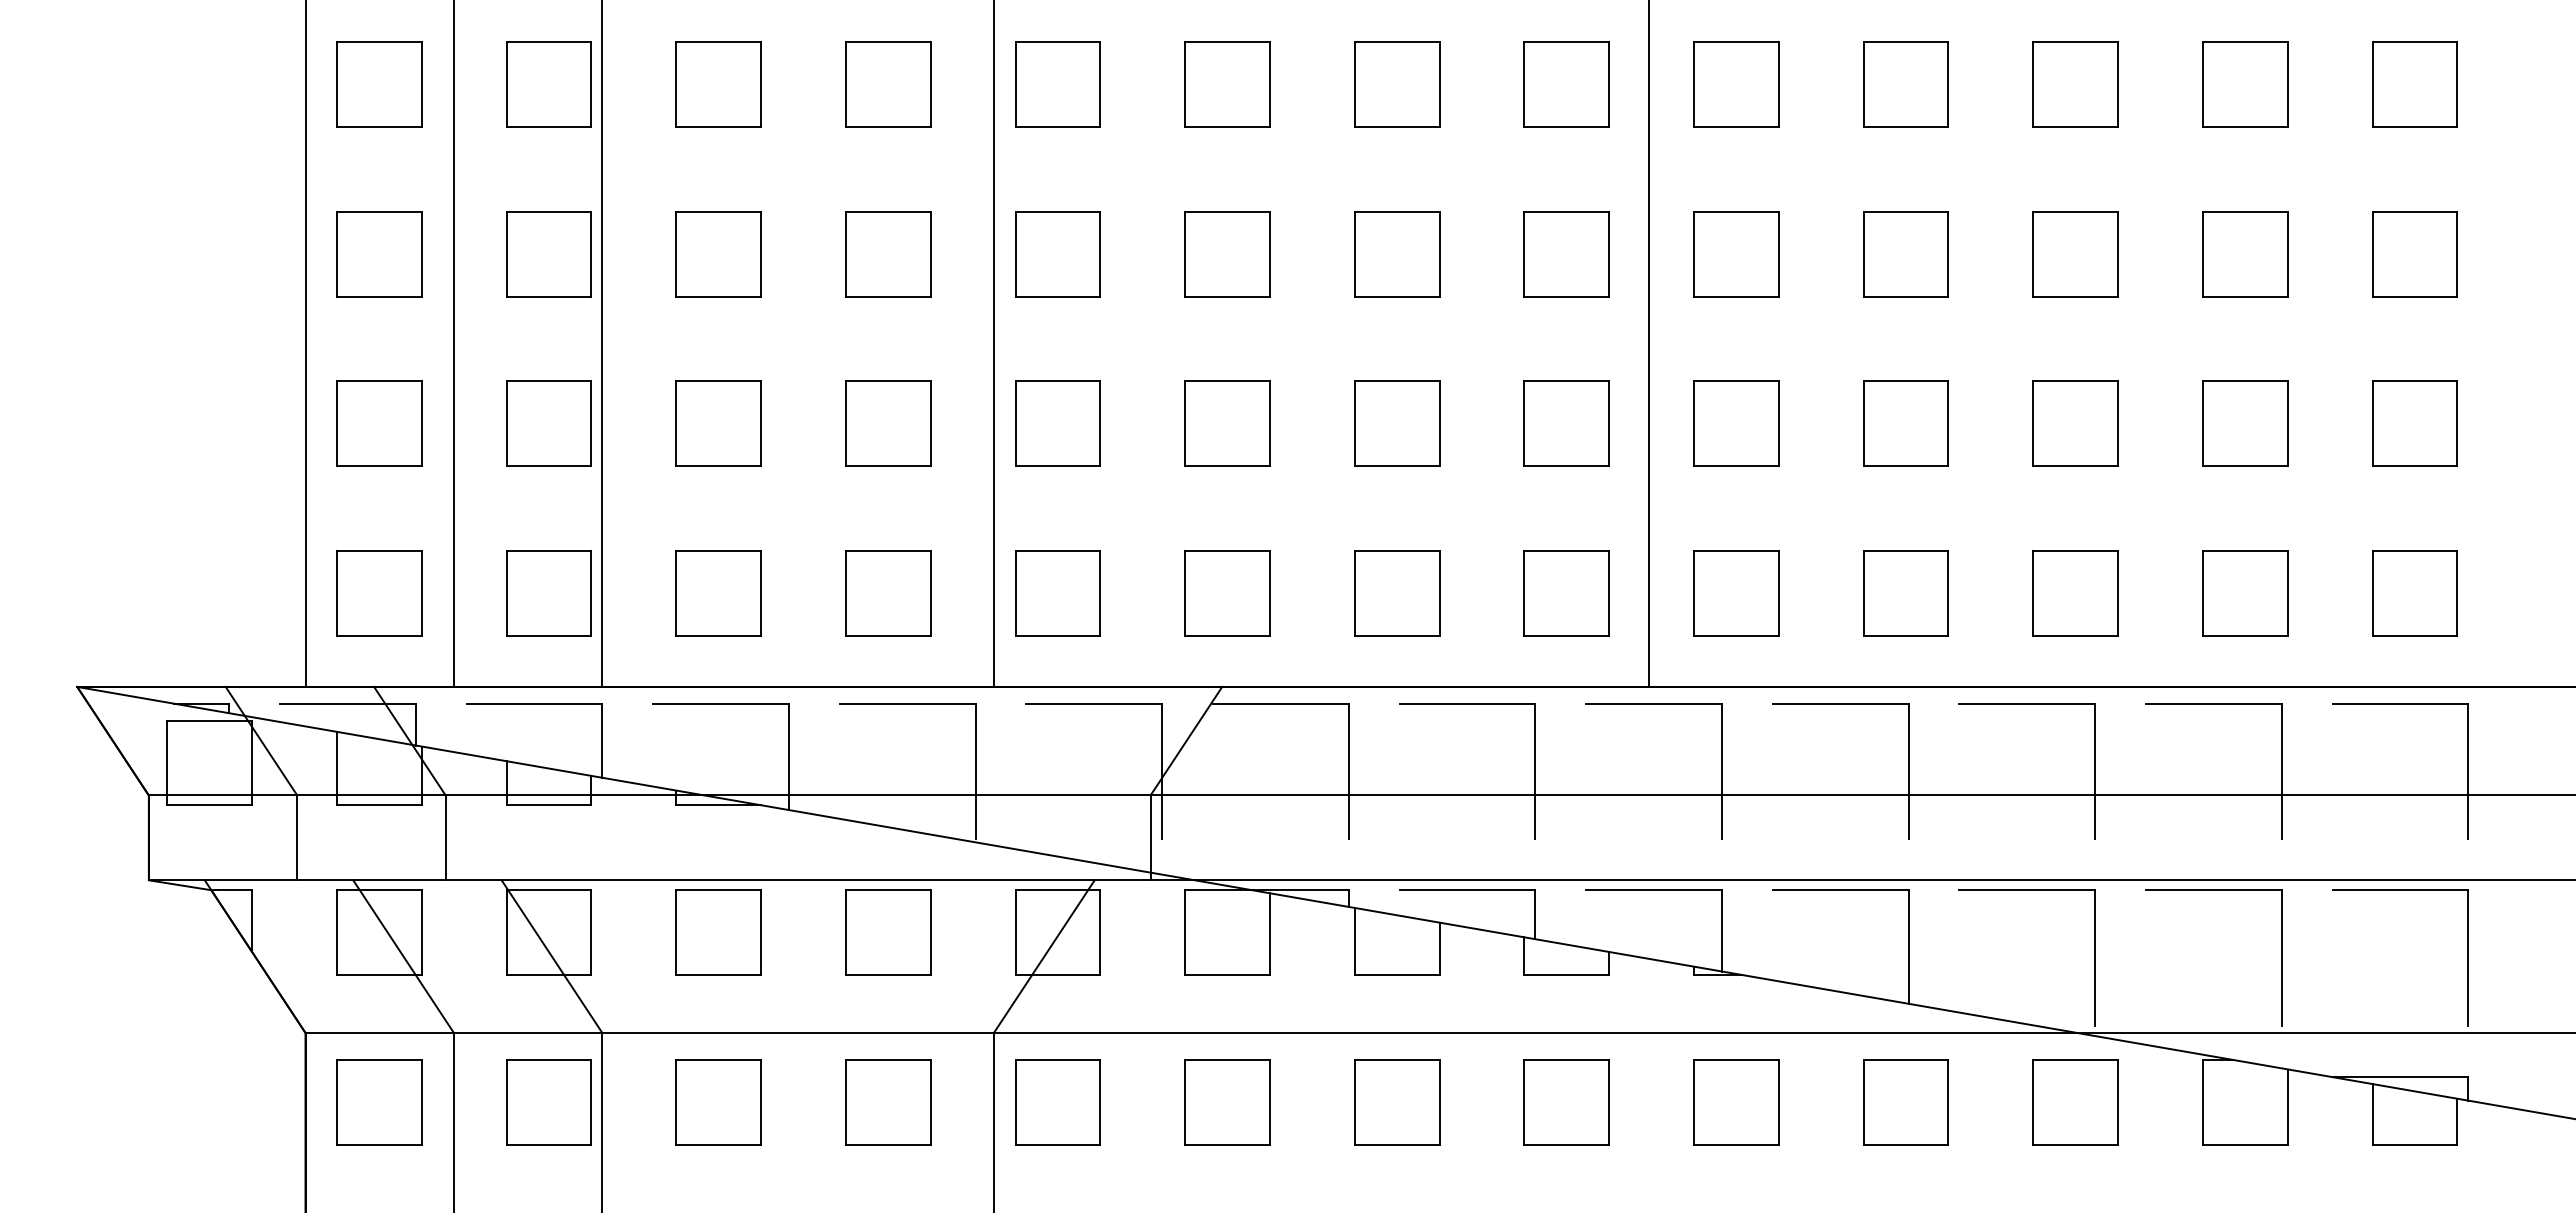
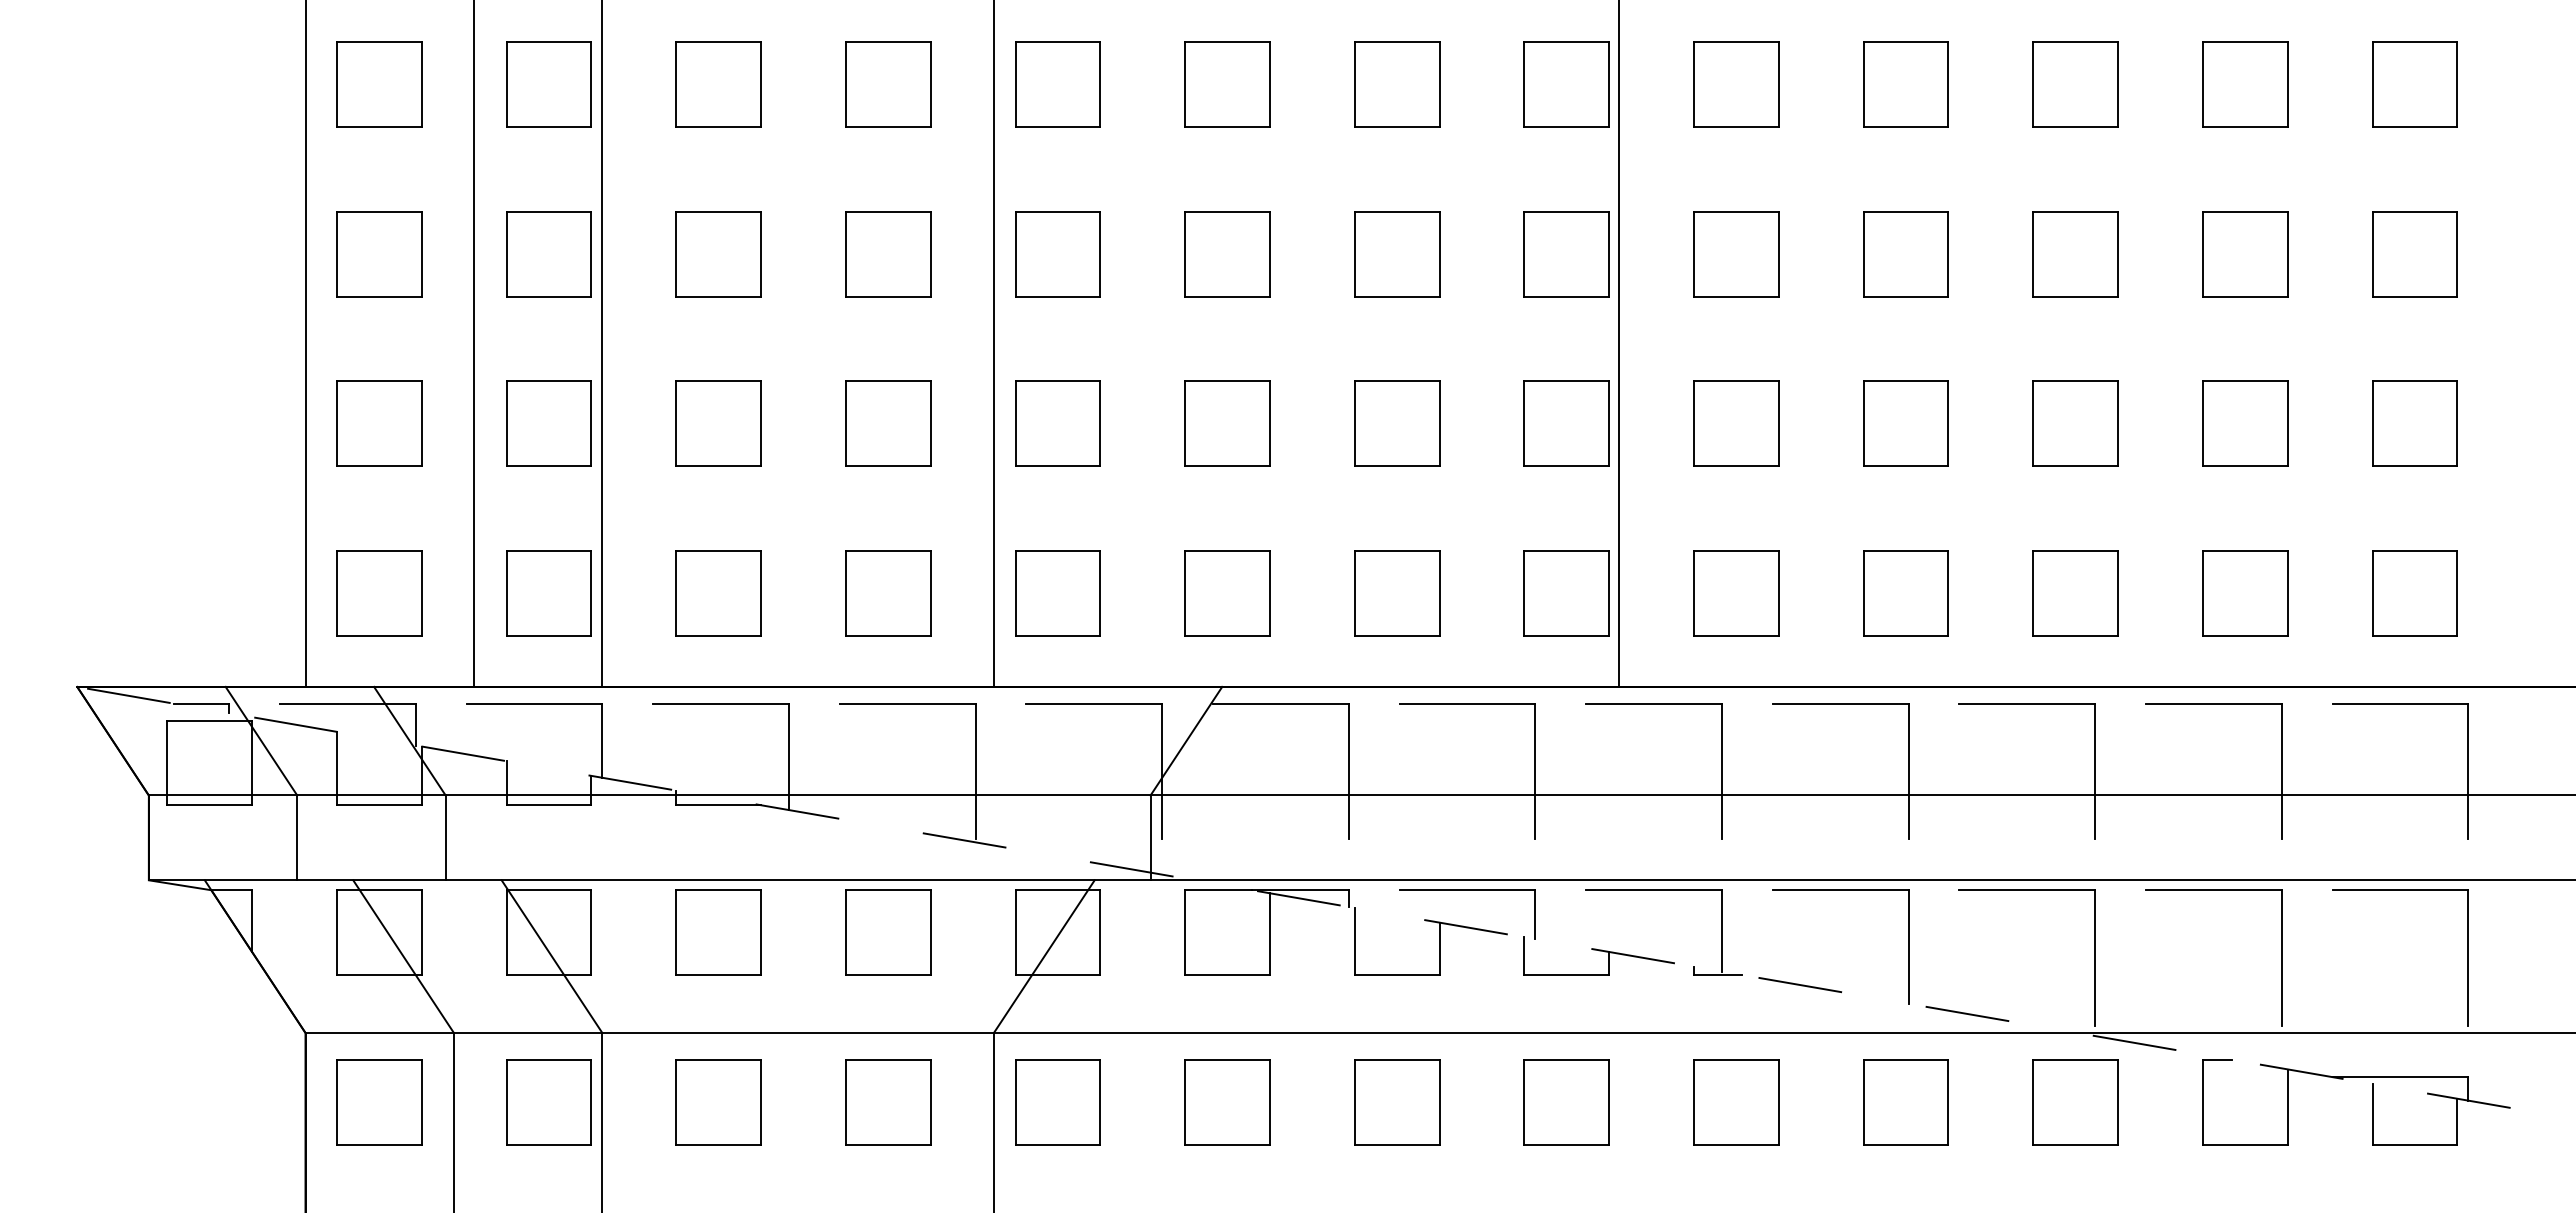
line position: (453, 344) -> (473, 344) (473, 344)
line position: (1648, 344) -> (1618, 344) (1618, 344)
line: solid -> dashed (1326, 903)
